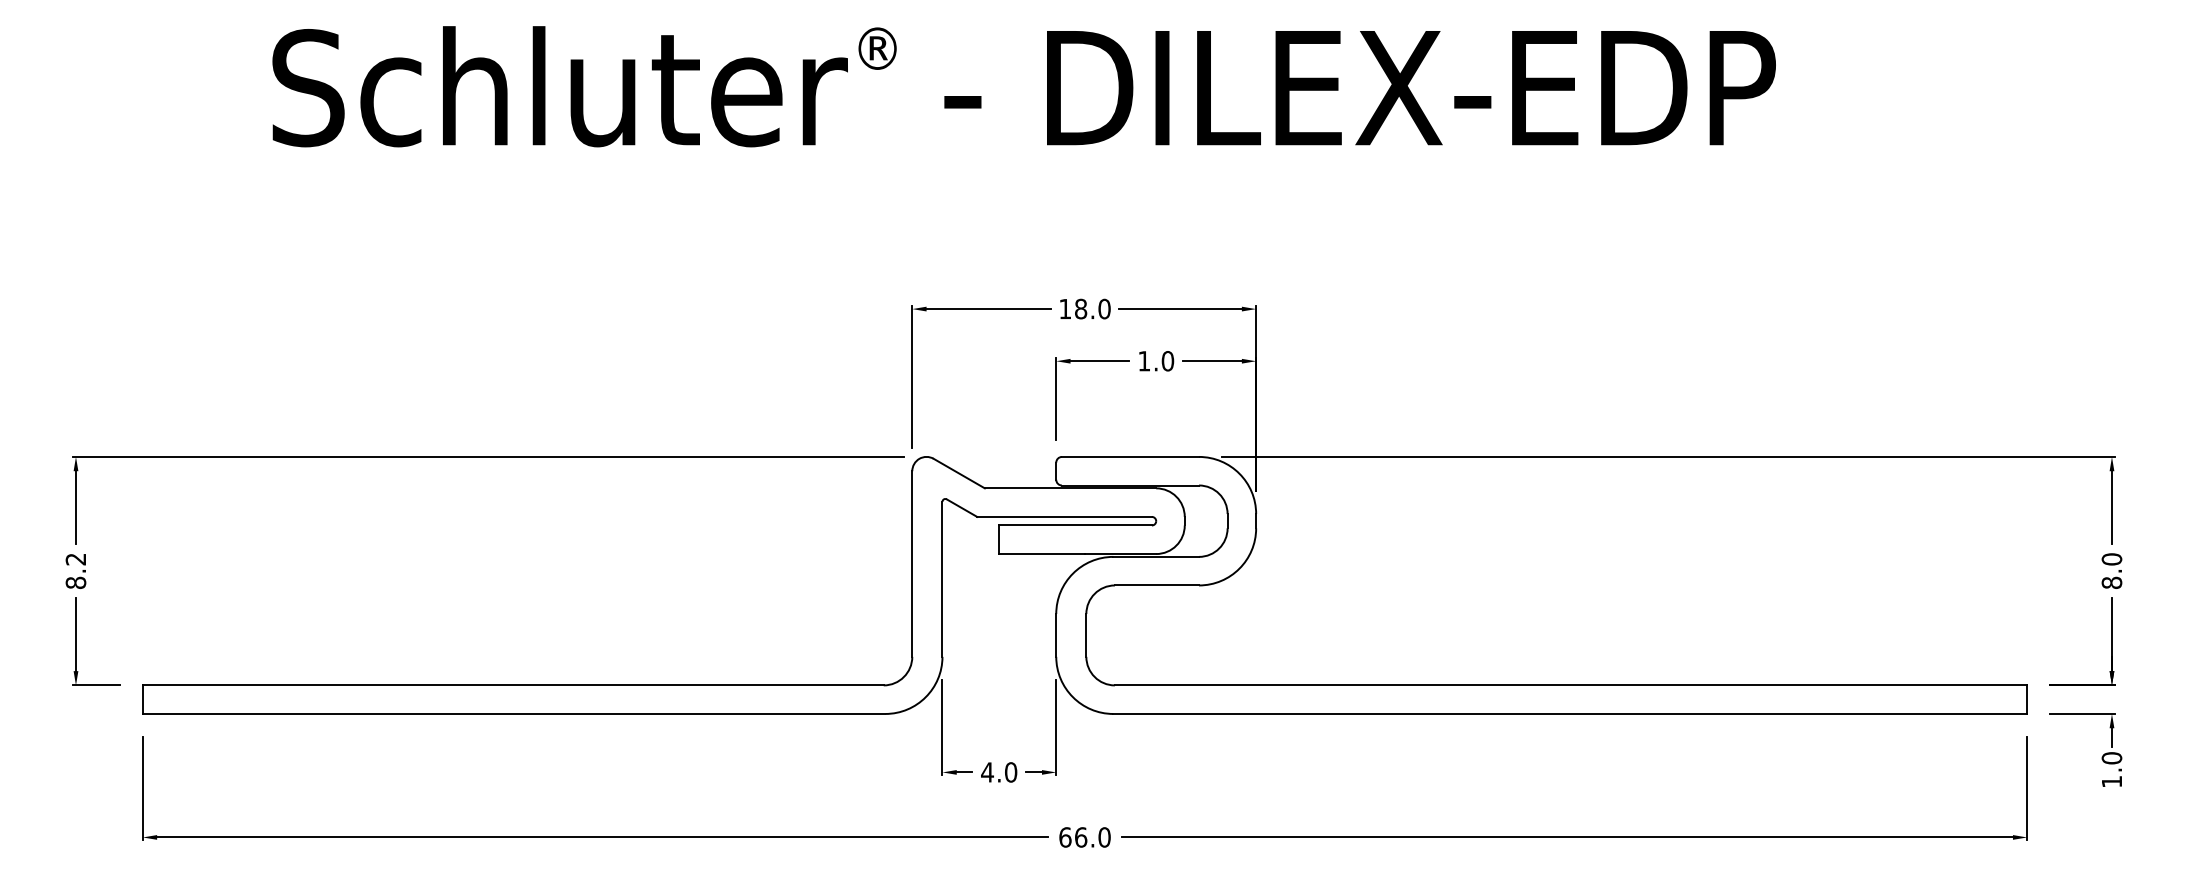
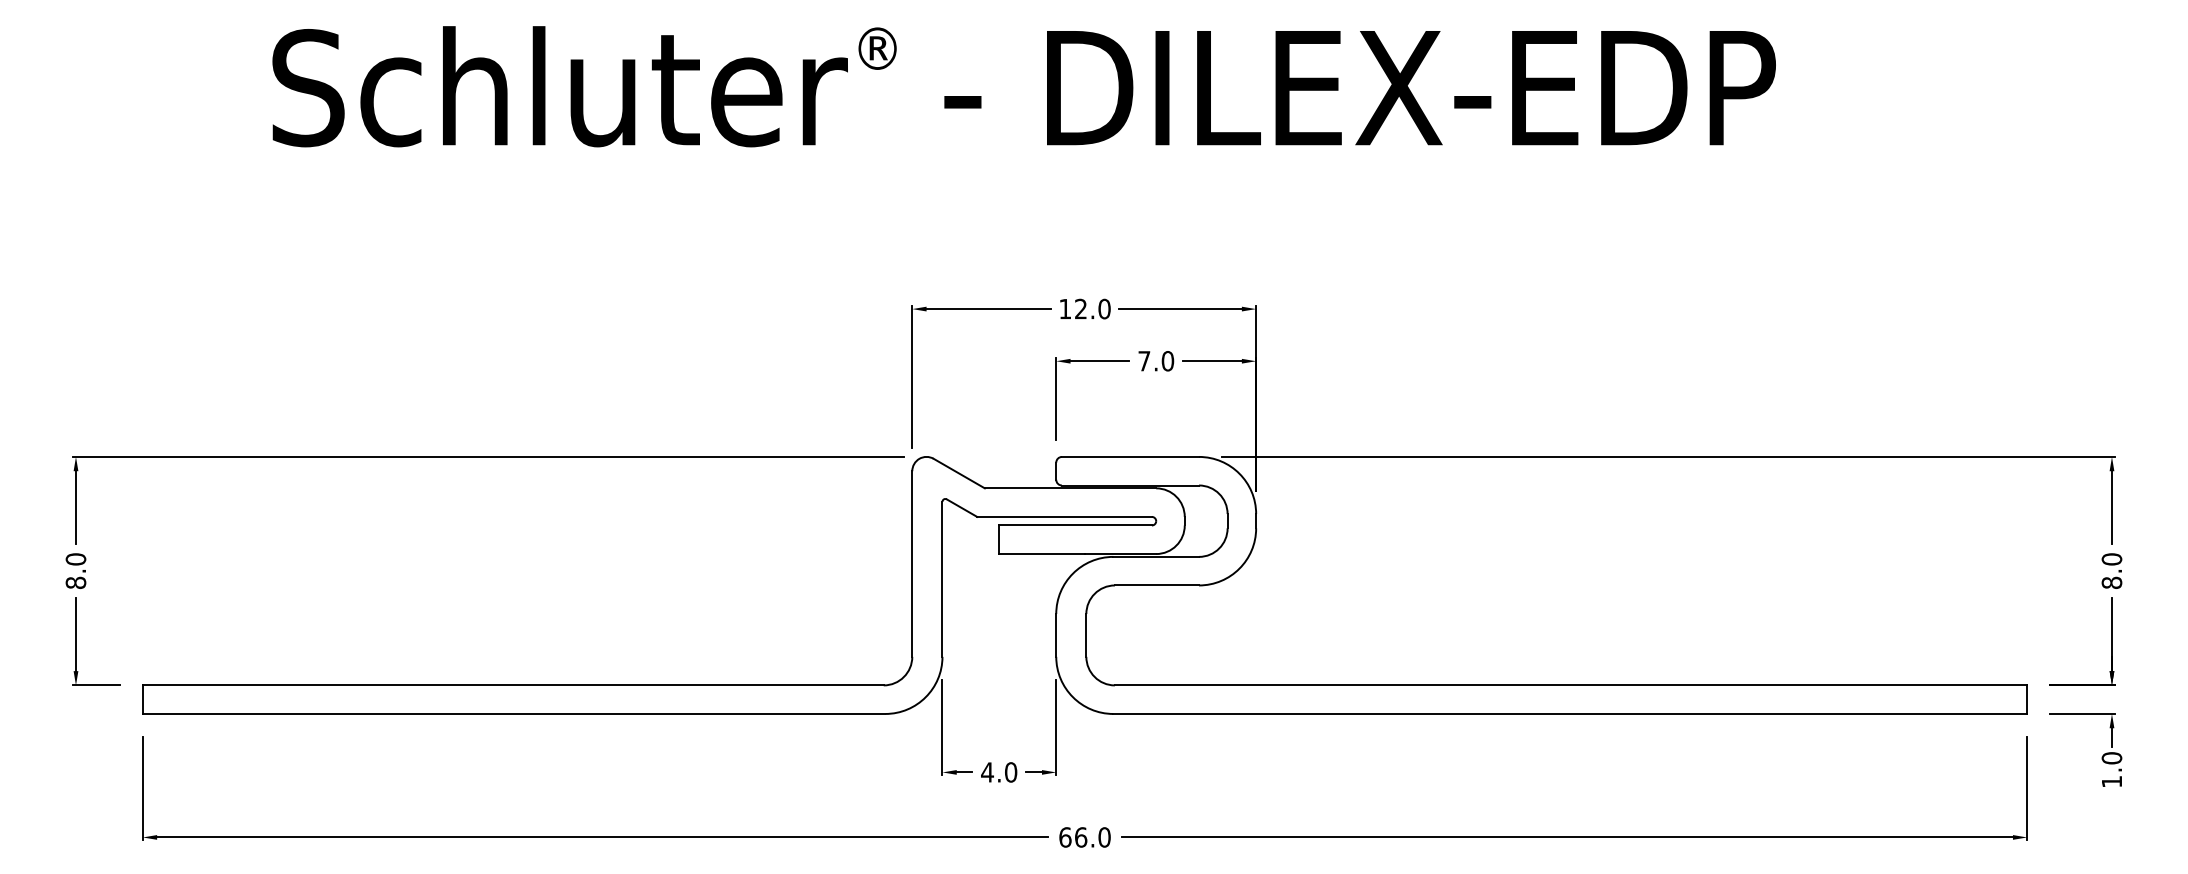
text: 18.0 -> 12.0 (1081, 308)
text: 1.0 -> 7.0 (1144, 361)
text: 8.2 -> 8.0 (75, 559)
